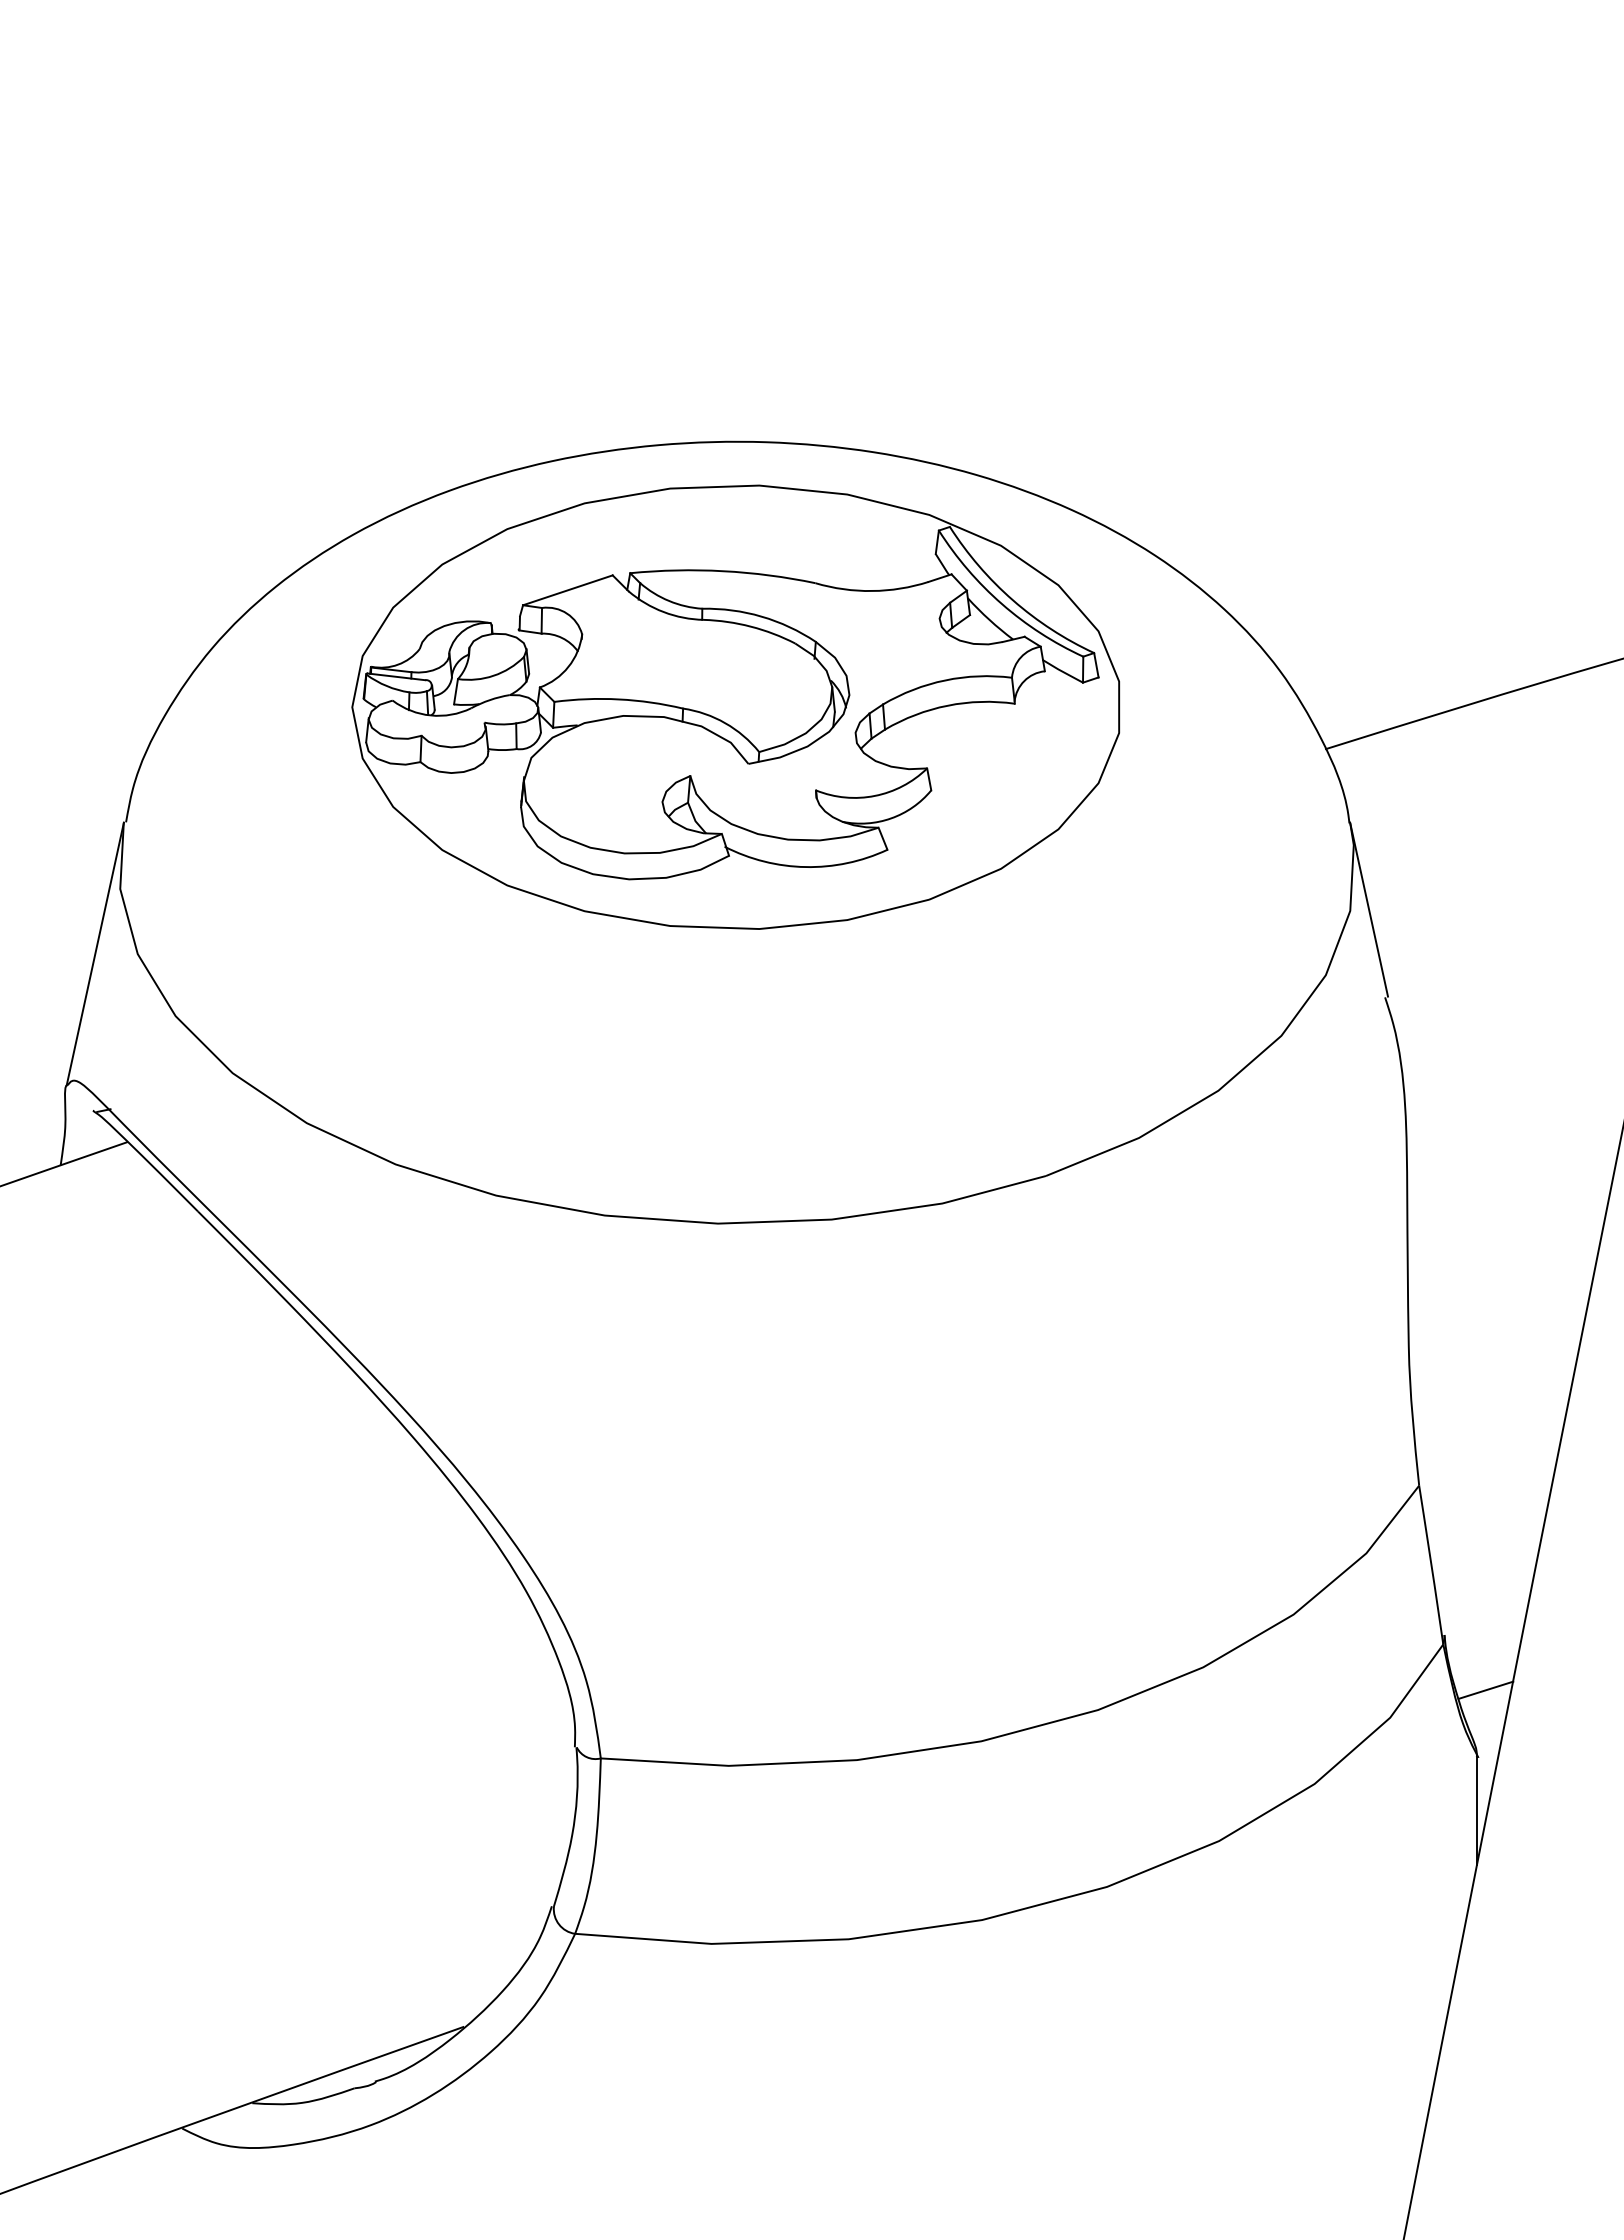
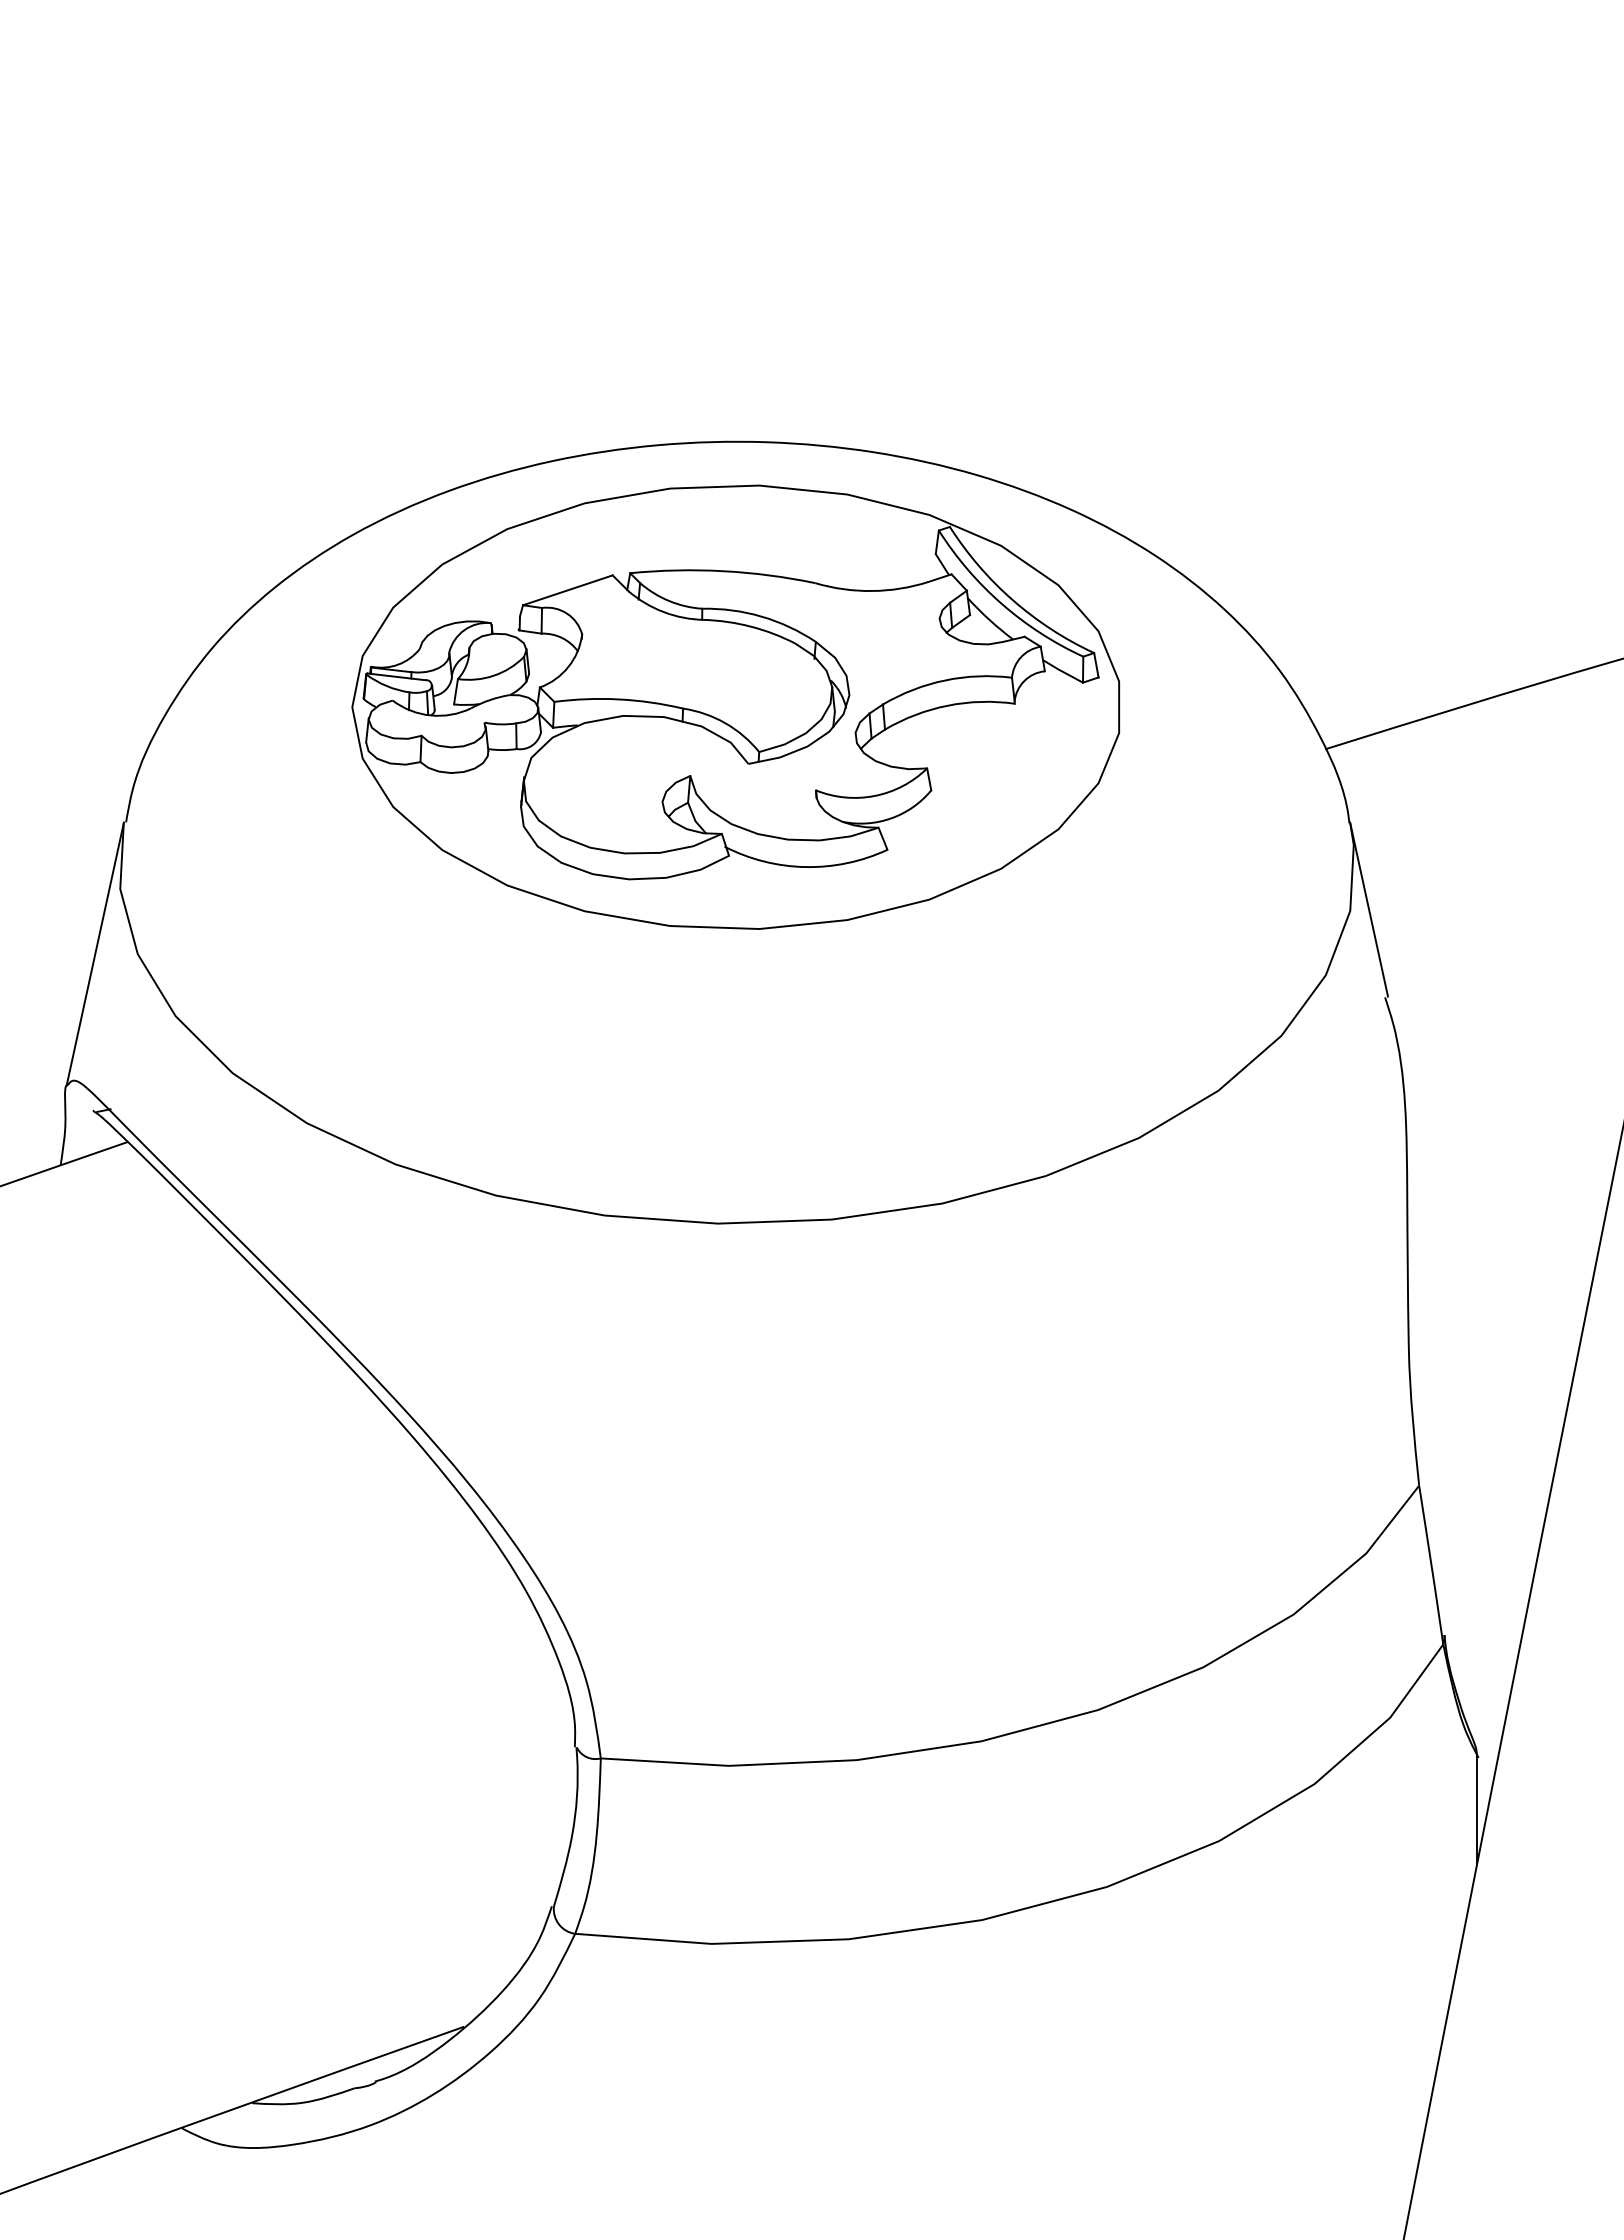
line: present -> none (1485, 1689)
